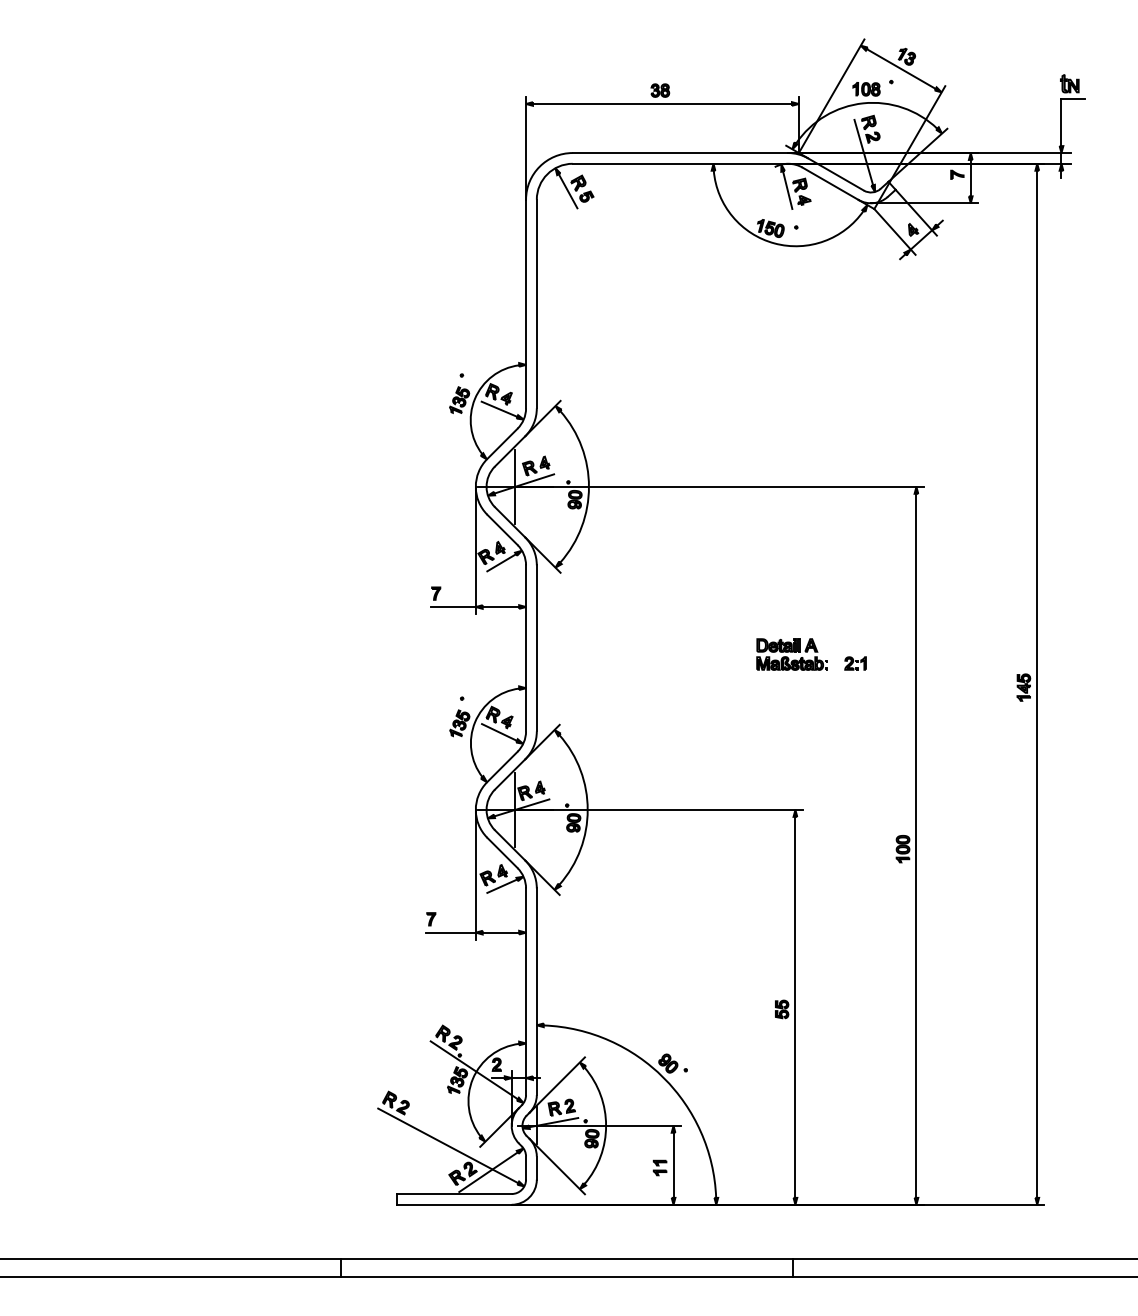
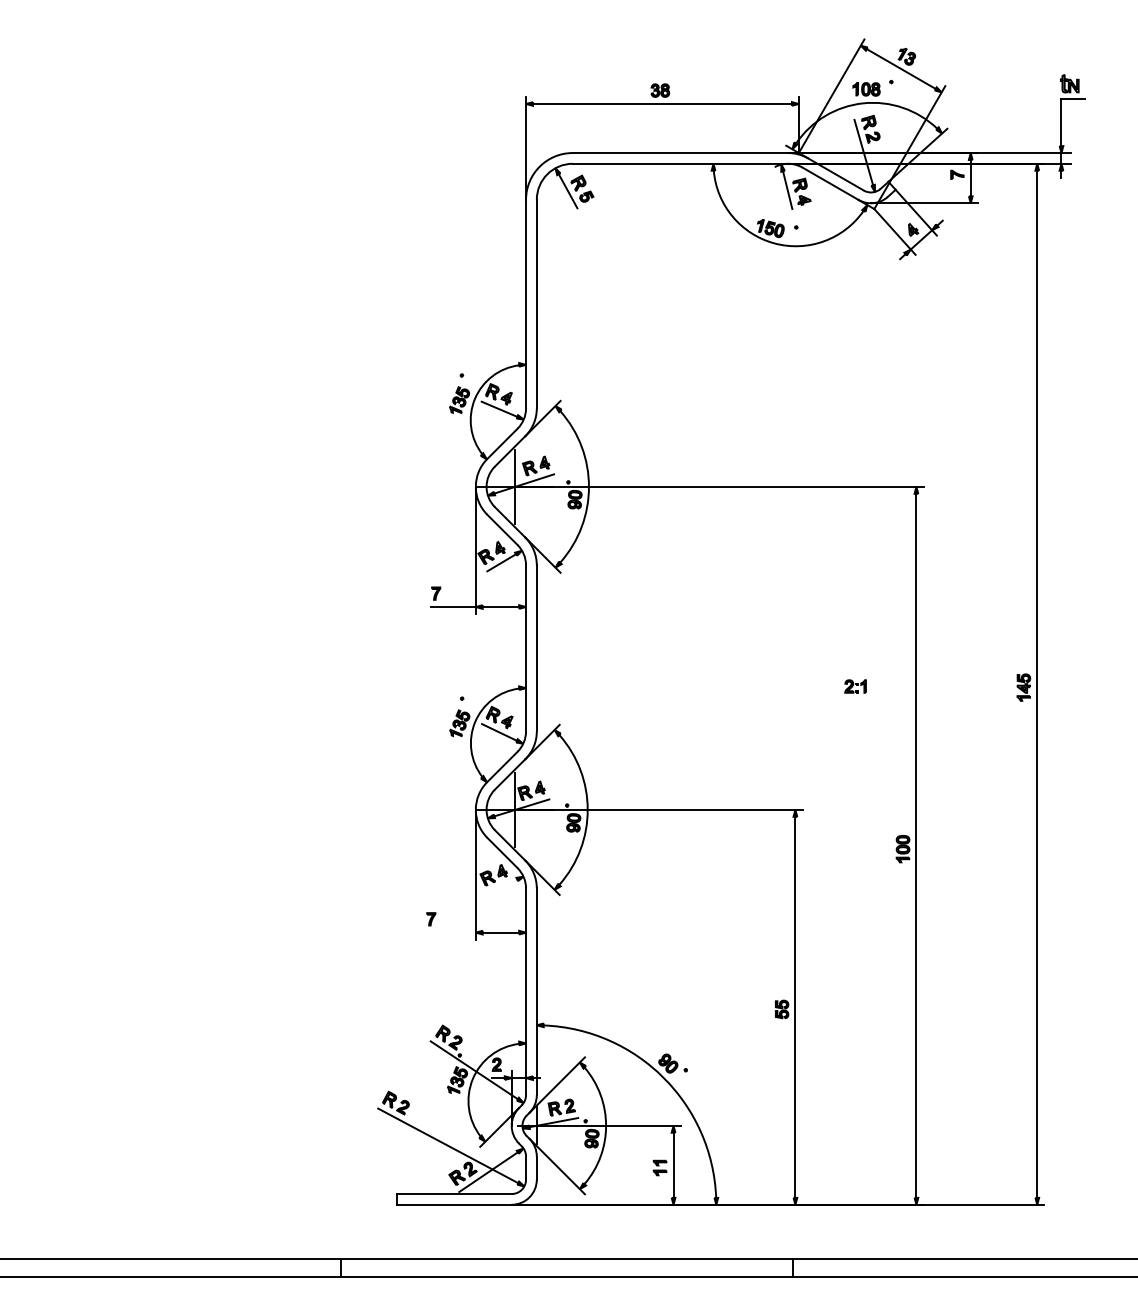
part: present -> none (791, 654)
part position: (855, 663) -> (855, 686) (855, 686)
line: present -> none (502, 885)
line: present -> none (450, 932)
